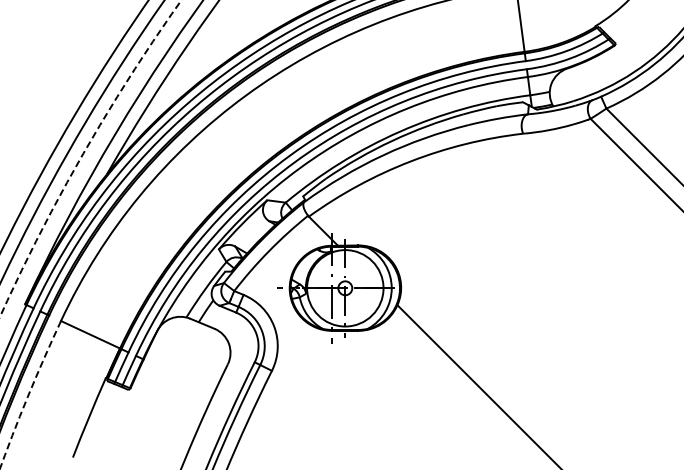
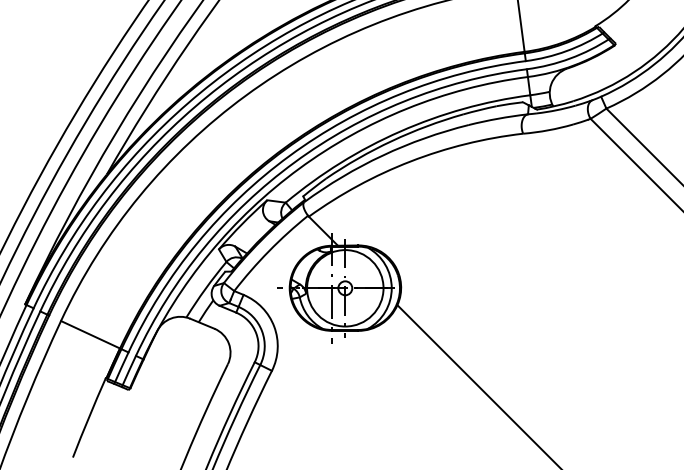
arc: dashed -> solid (83, 153)
arc: dashed -> solid (28, 394)
